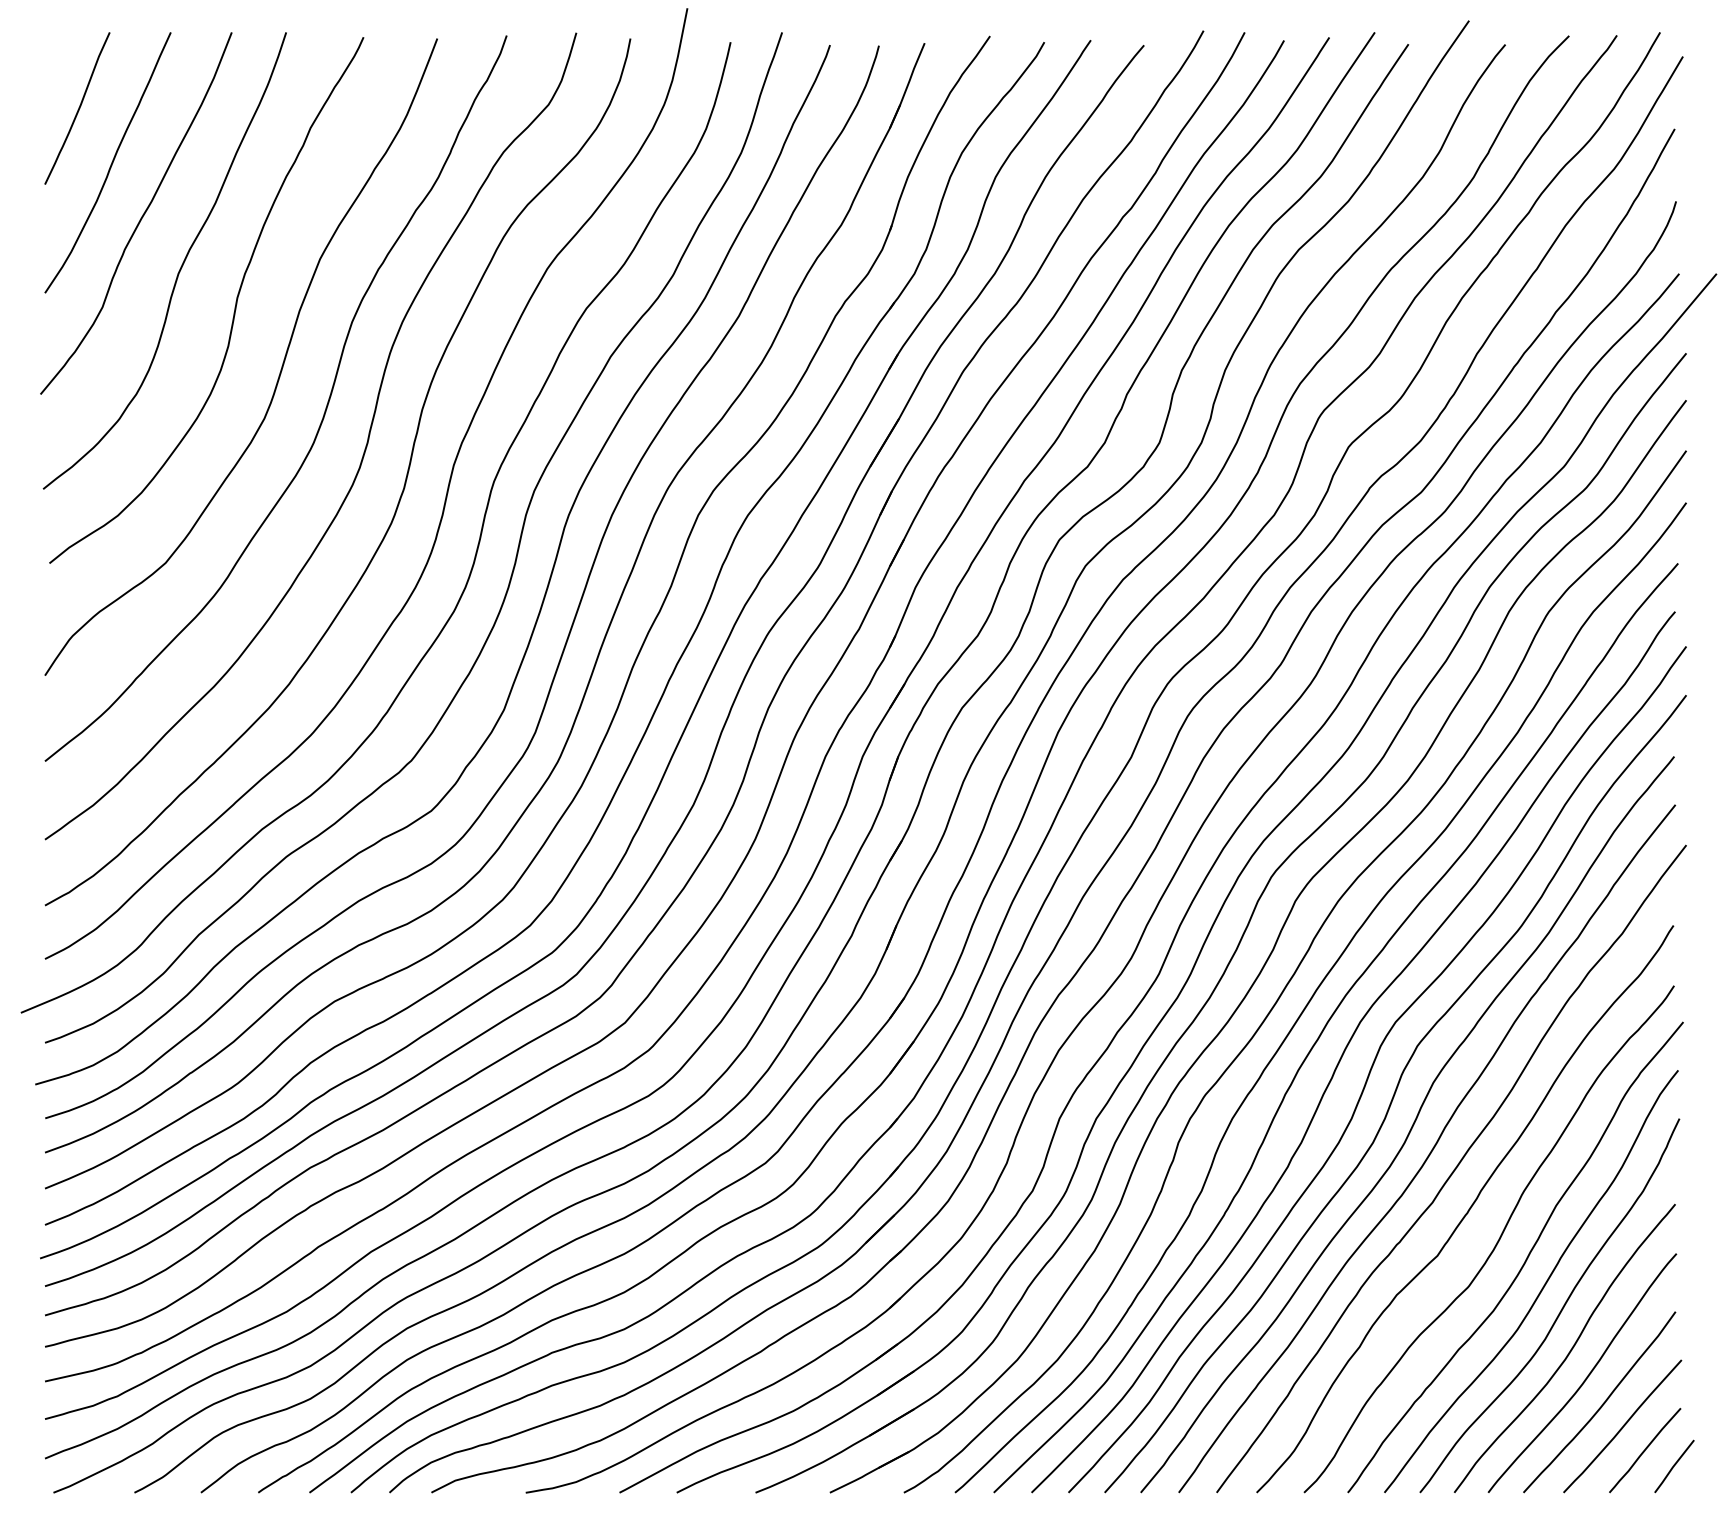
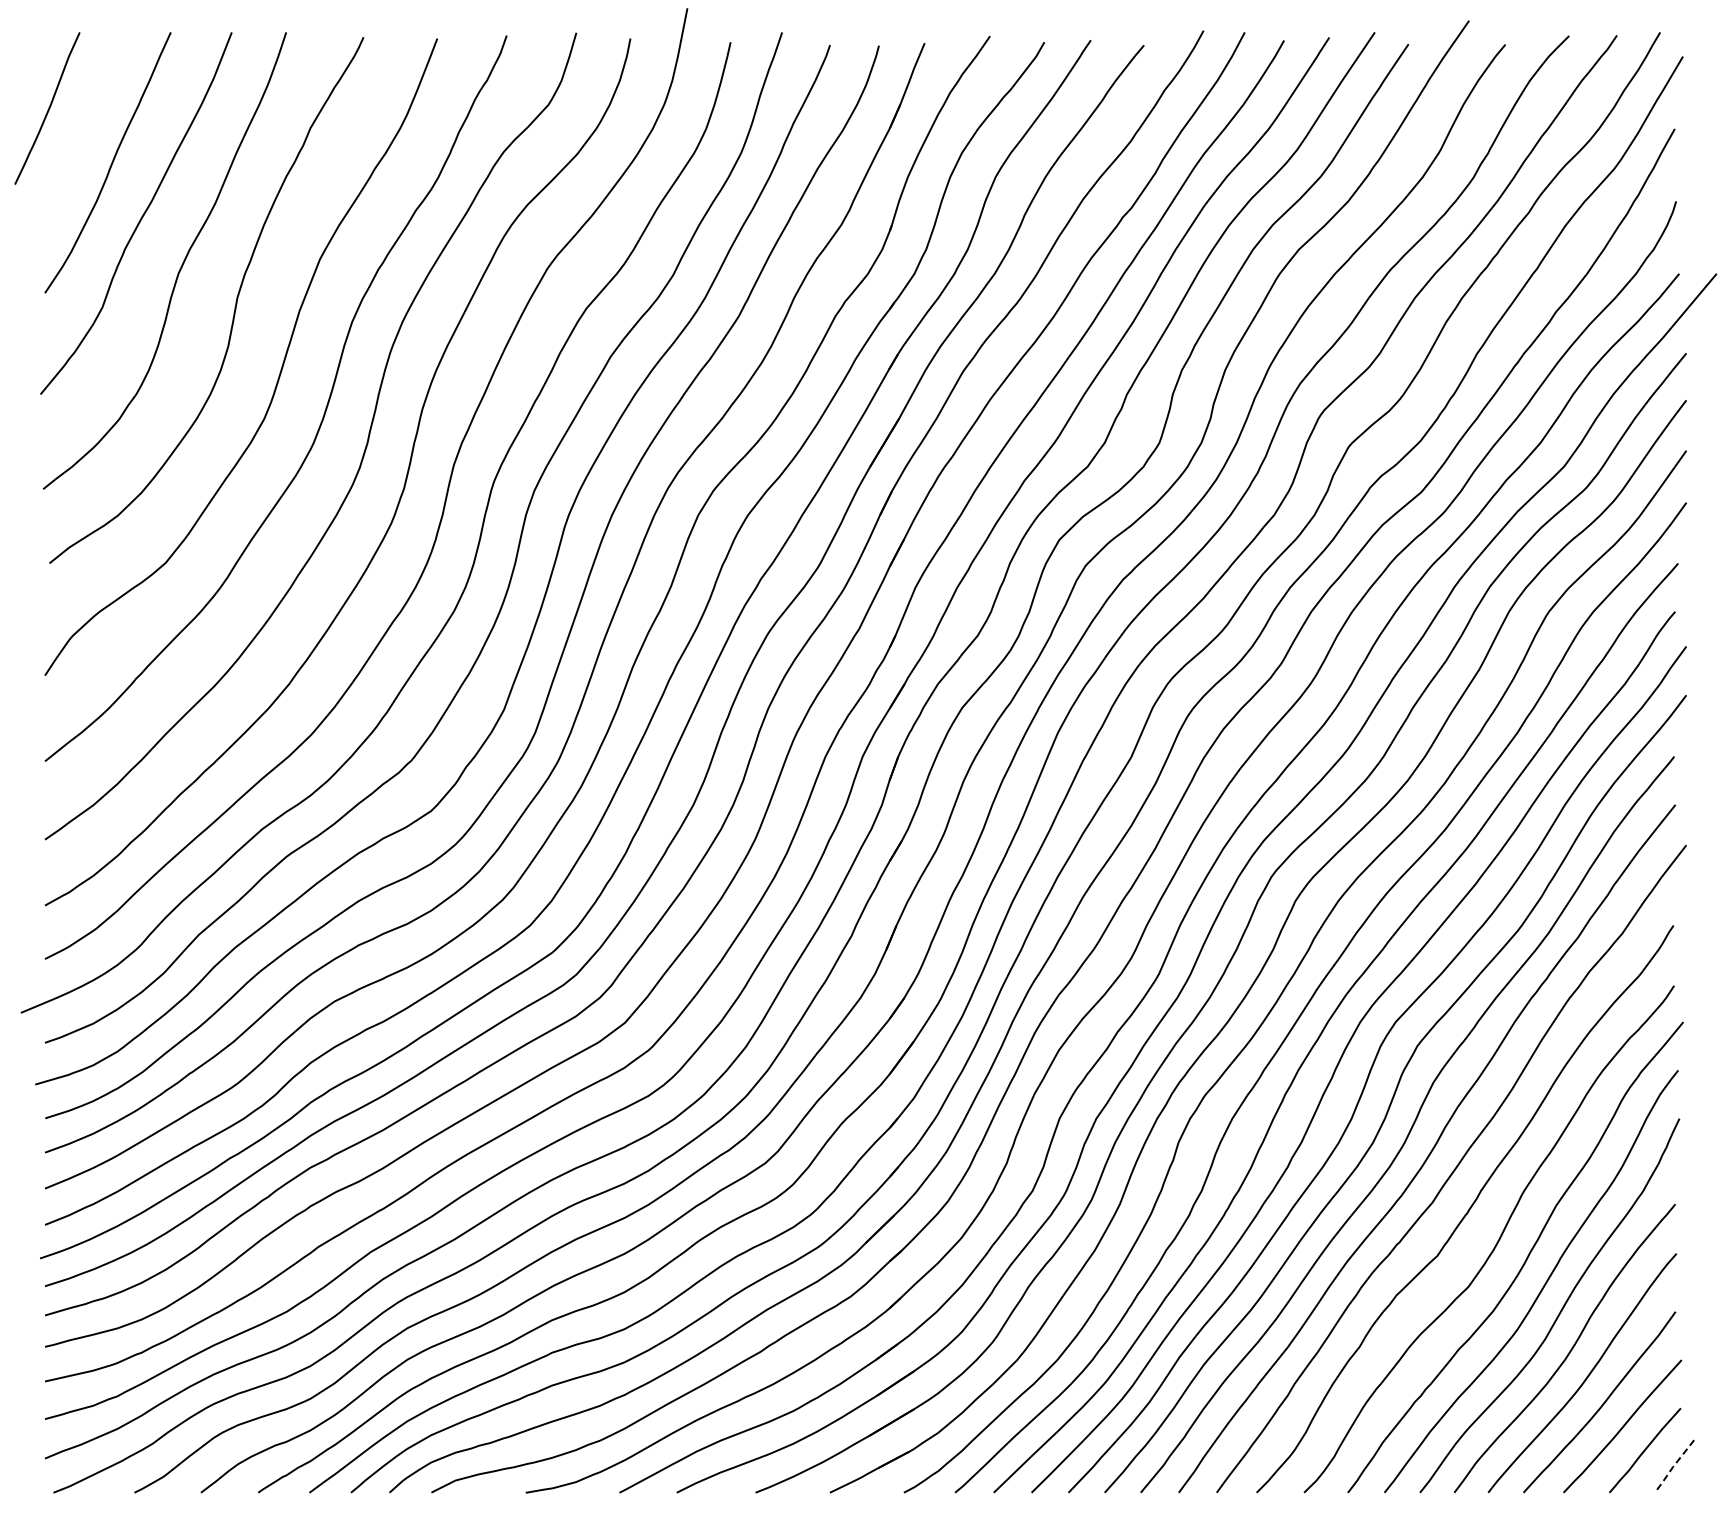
curve position: (78, 108) -> (48, 108) (48, 108)
line: solid -> dashed (1672, 1467)
